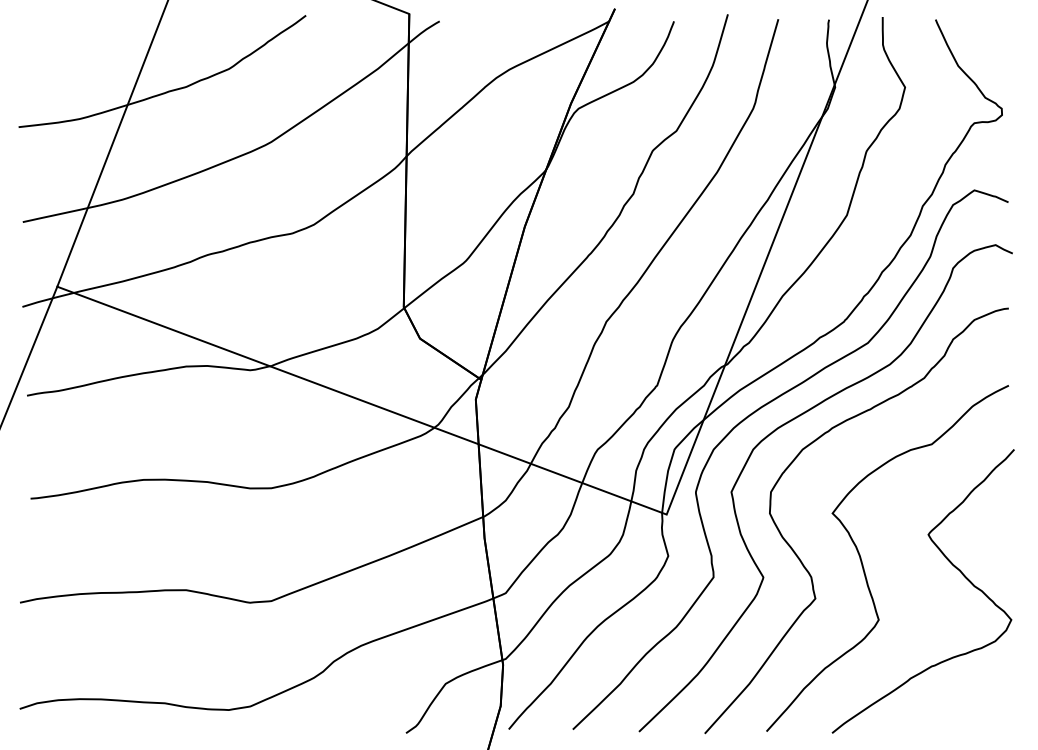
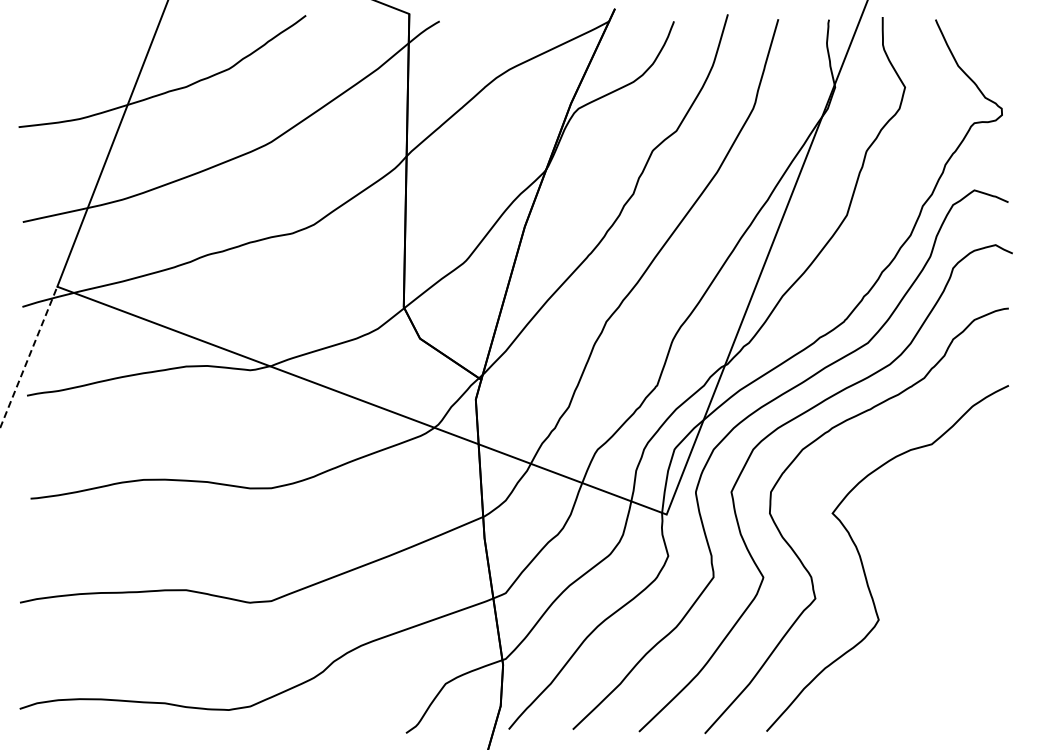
line: solid -> dashed (28, 357)
curve: present -> none (950, 563)
